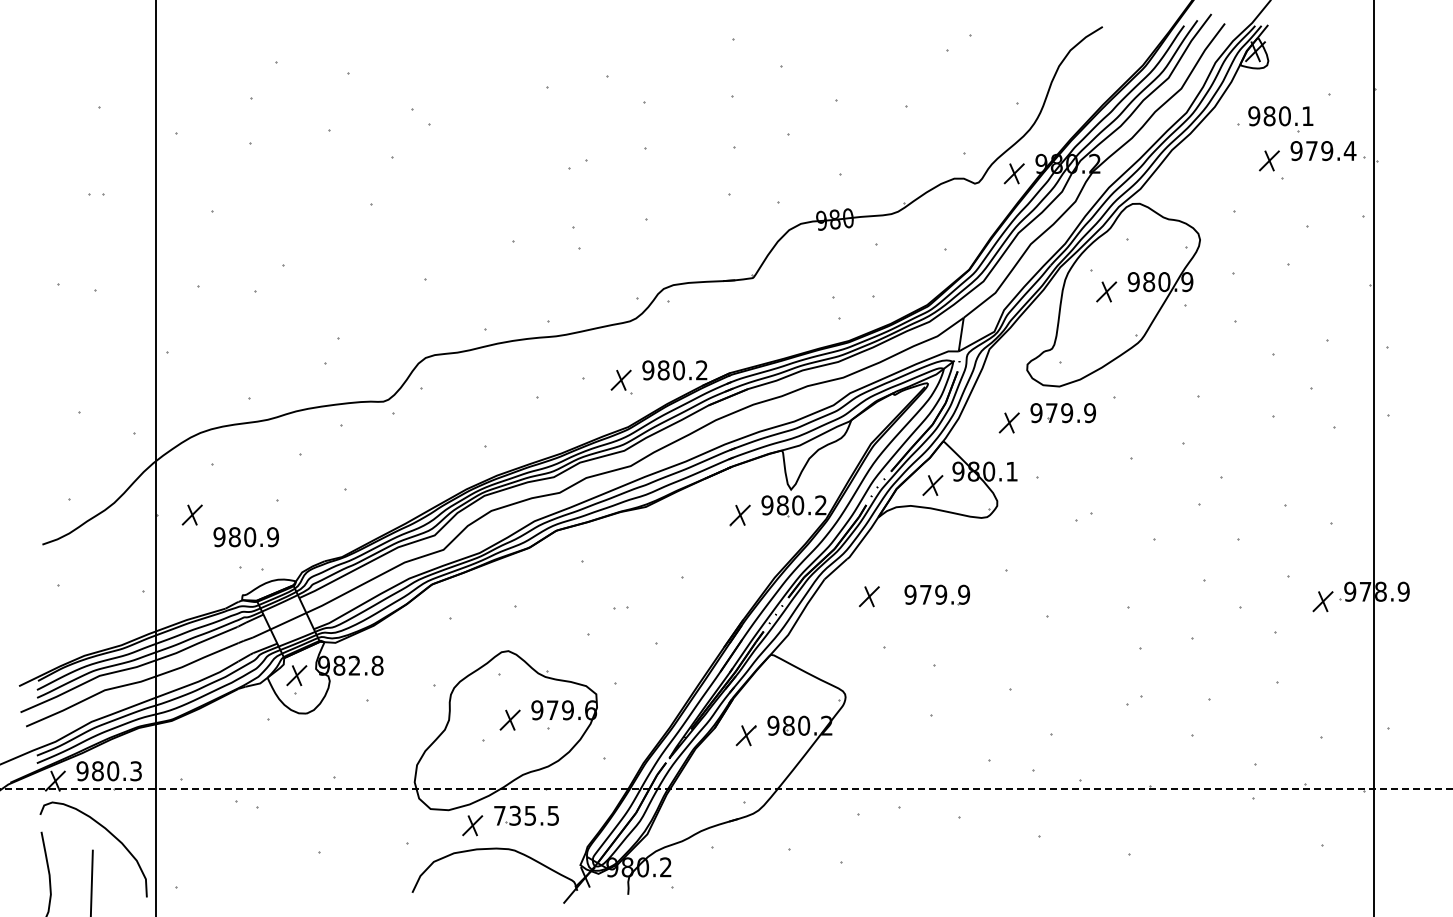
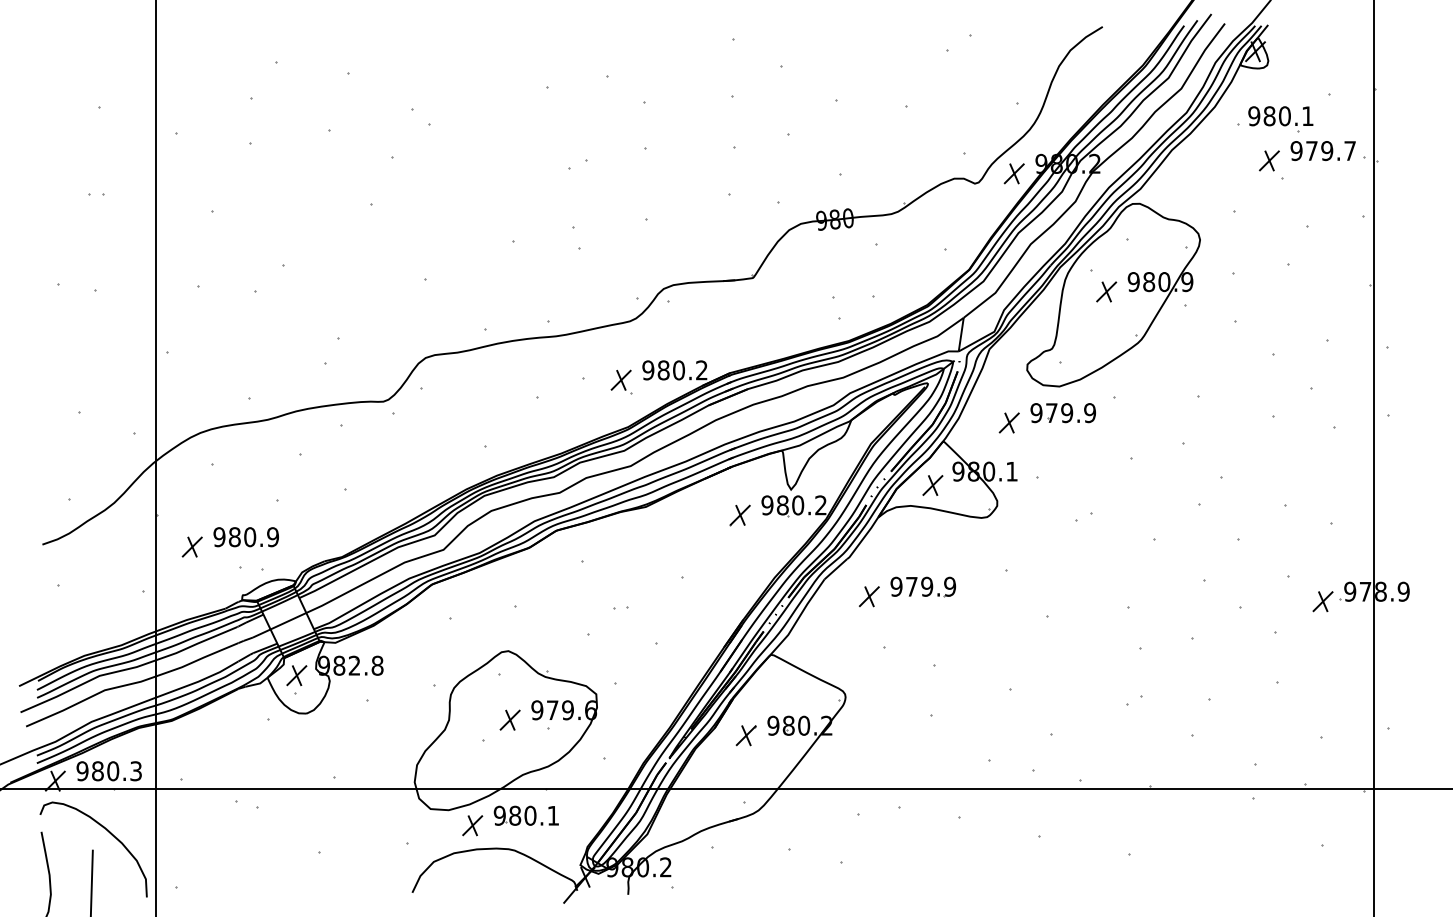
text: 979.4 -> 979.7 (1349, 150)
part position: (191, 514) -> (191, 546) (191, 546)
part position: (937, 594) -> (923, 586) (923, 586)
line: dashed -> solid (726, 788)
text: 735.5 -> 980.1 (525, 815)
